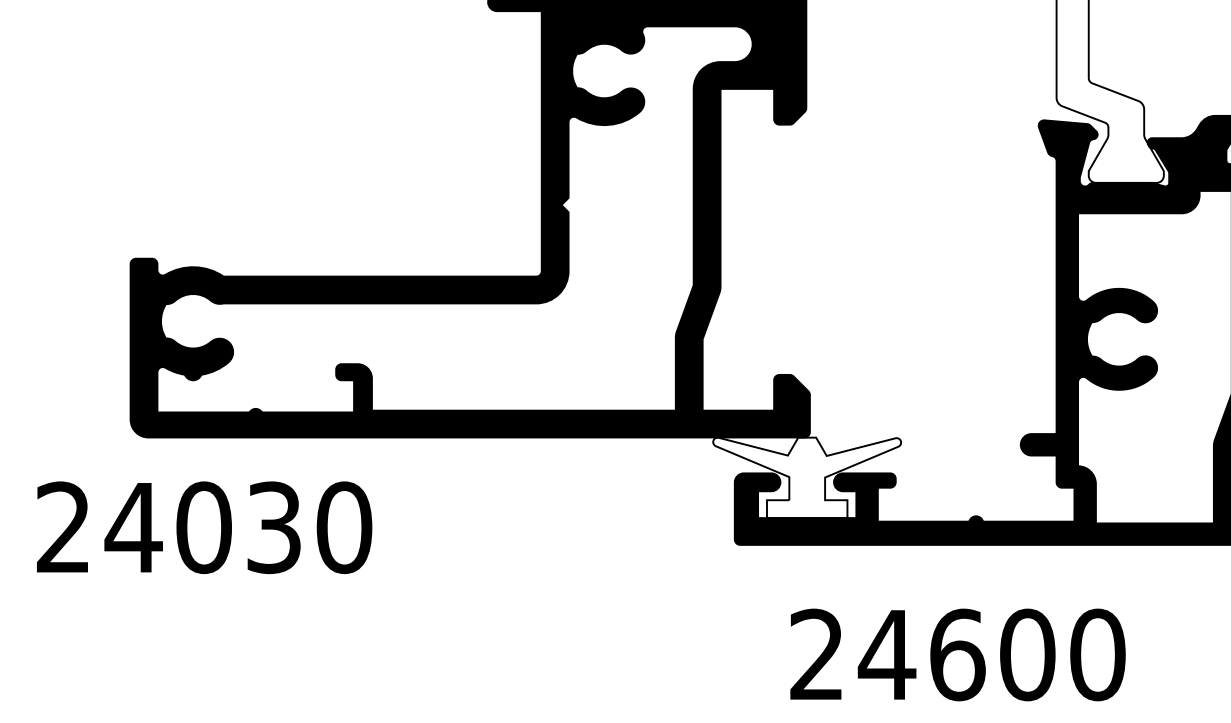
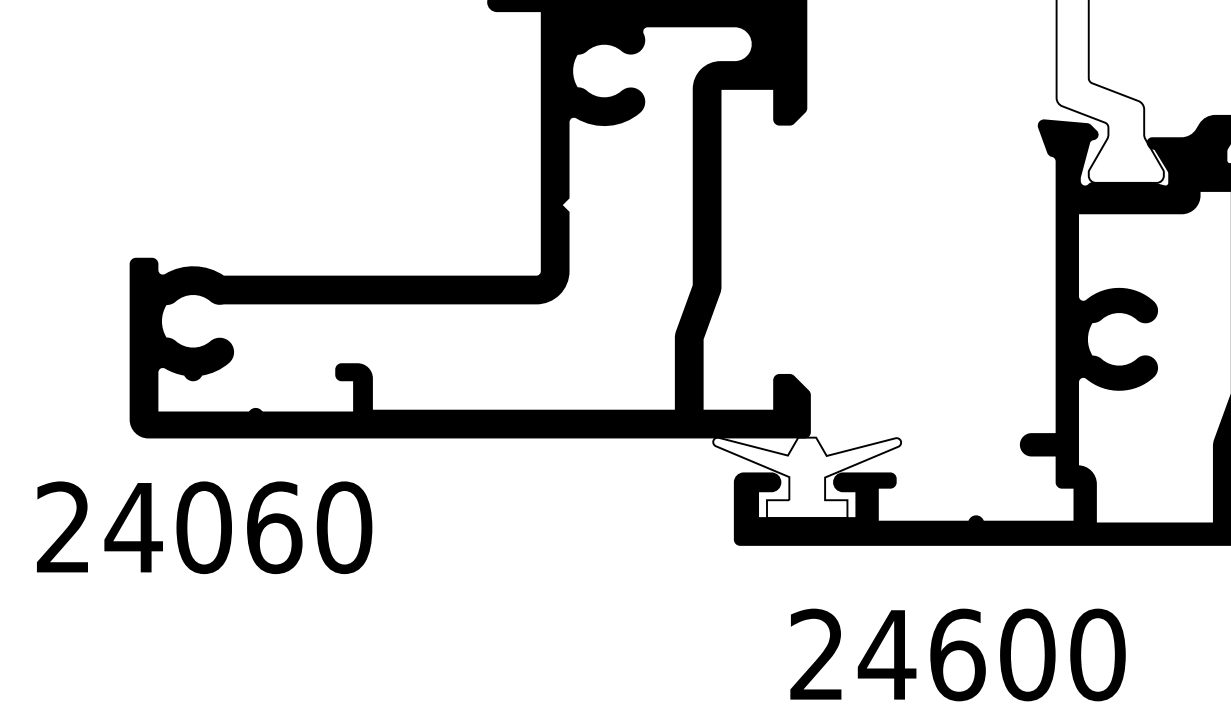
text: 24030 -> 24060 (274, 527)
